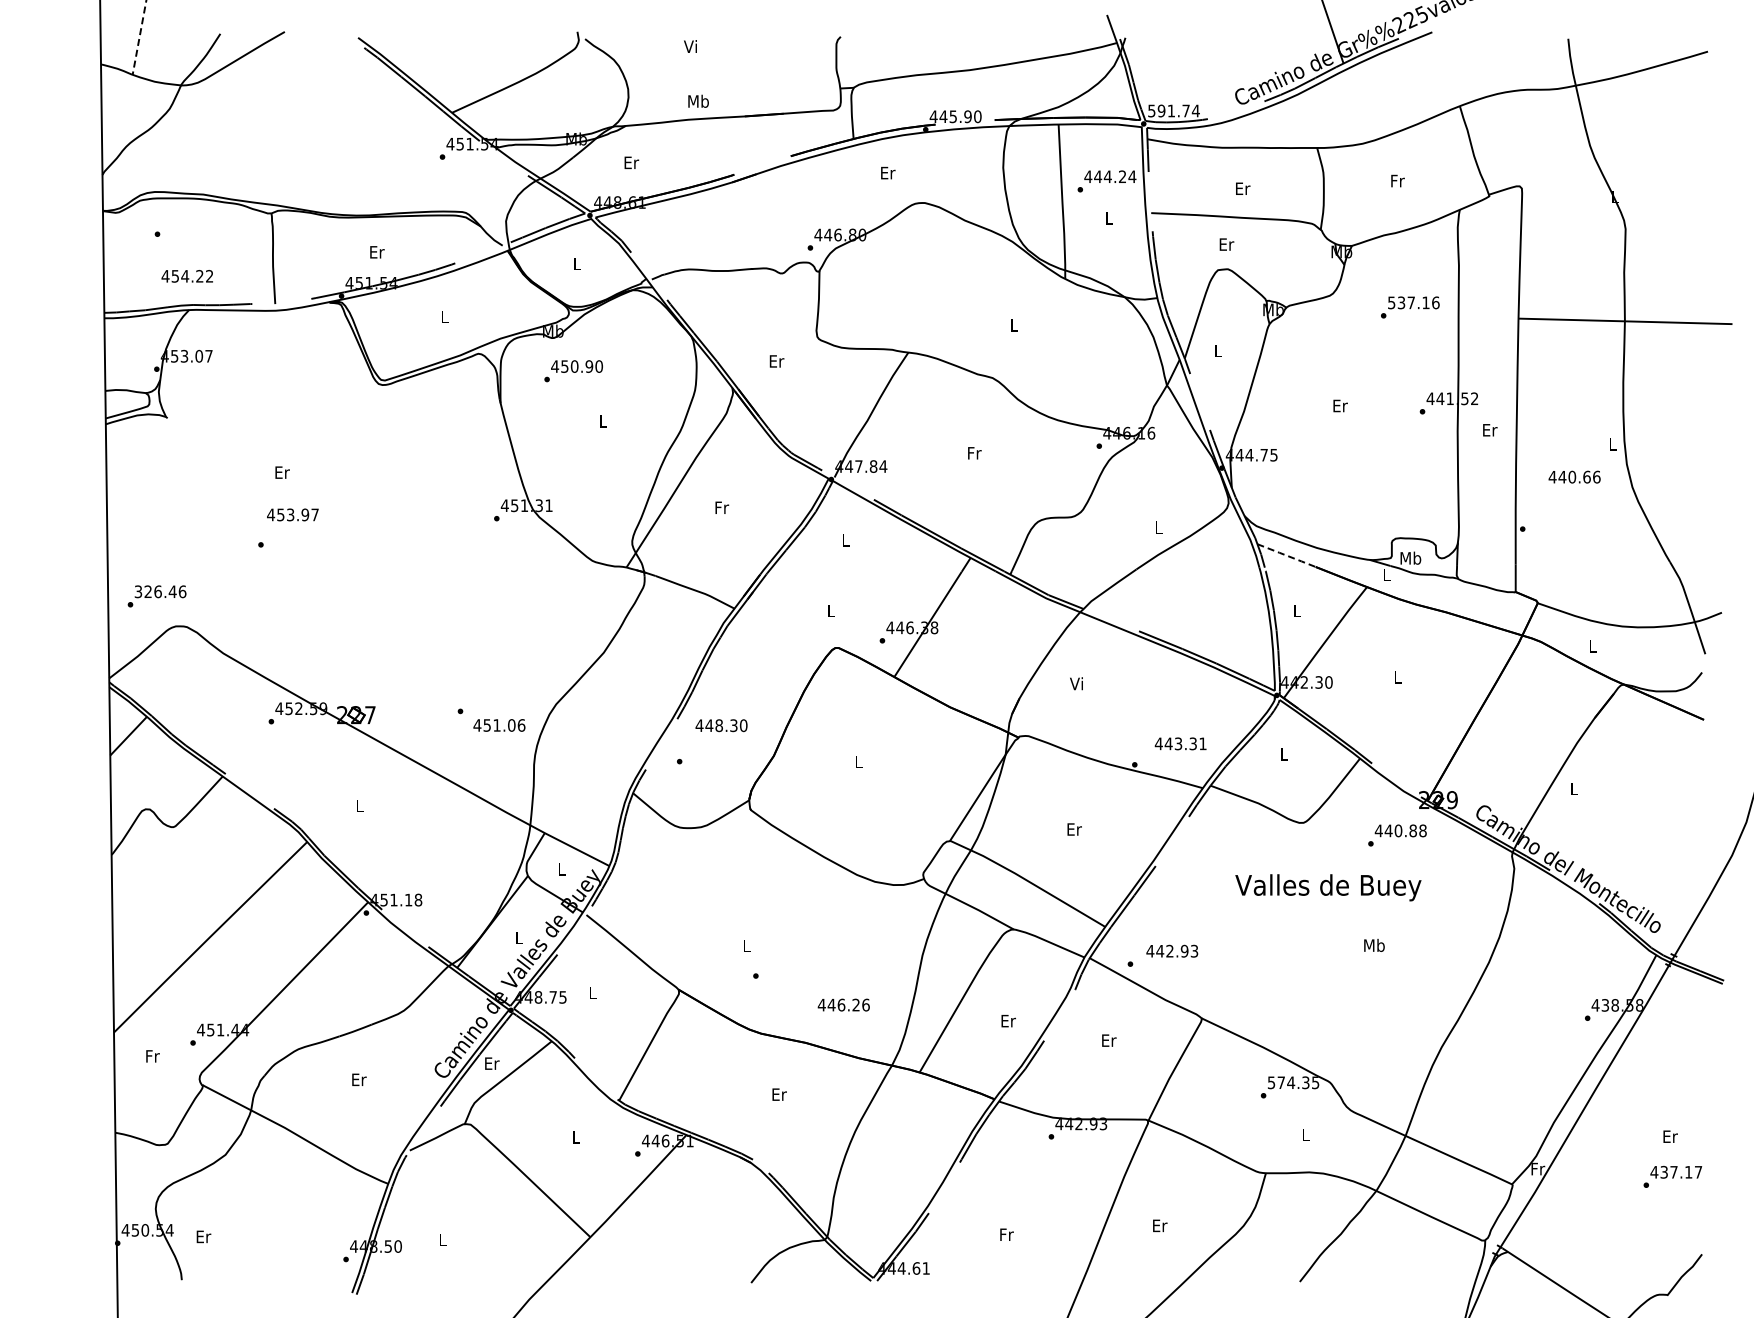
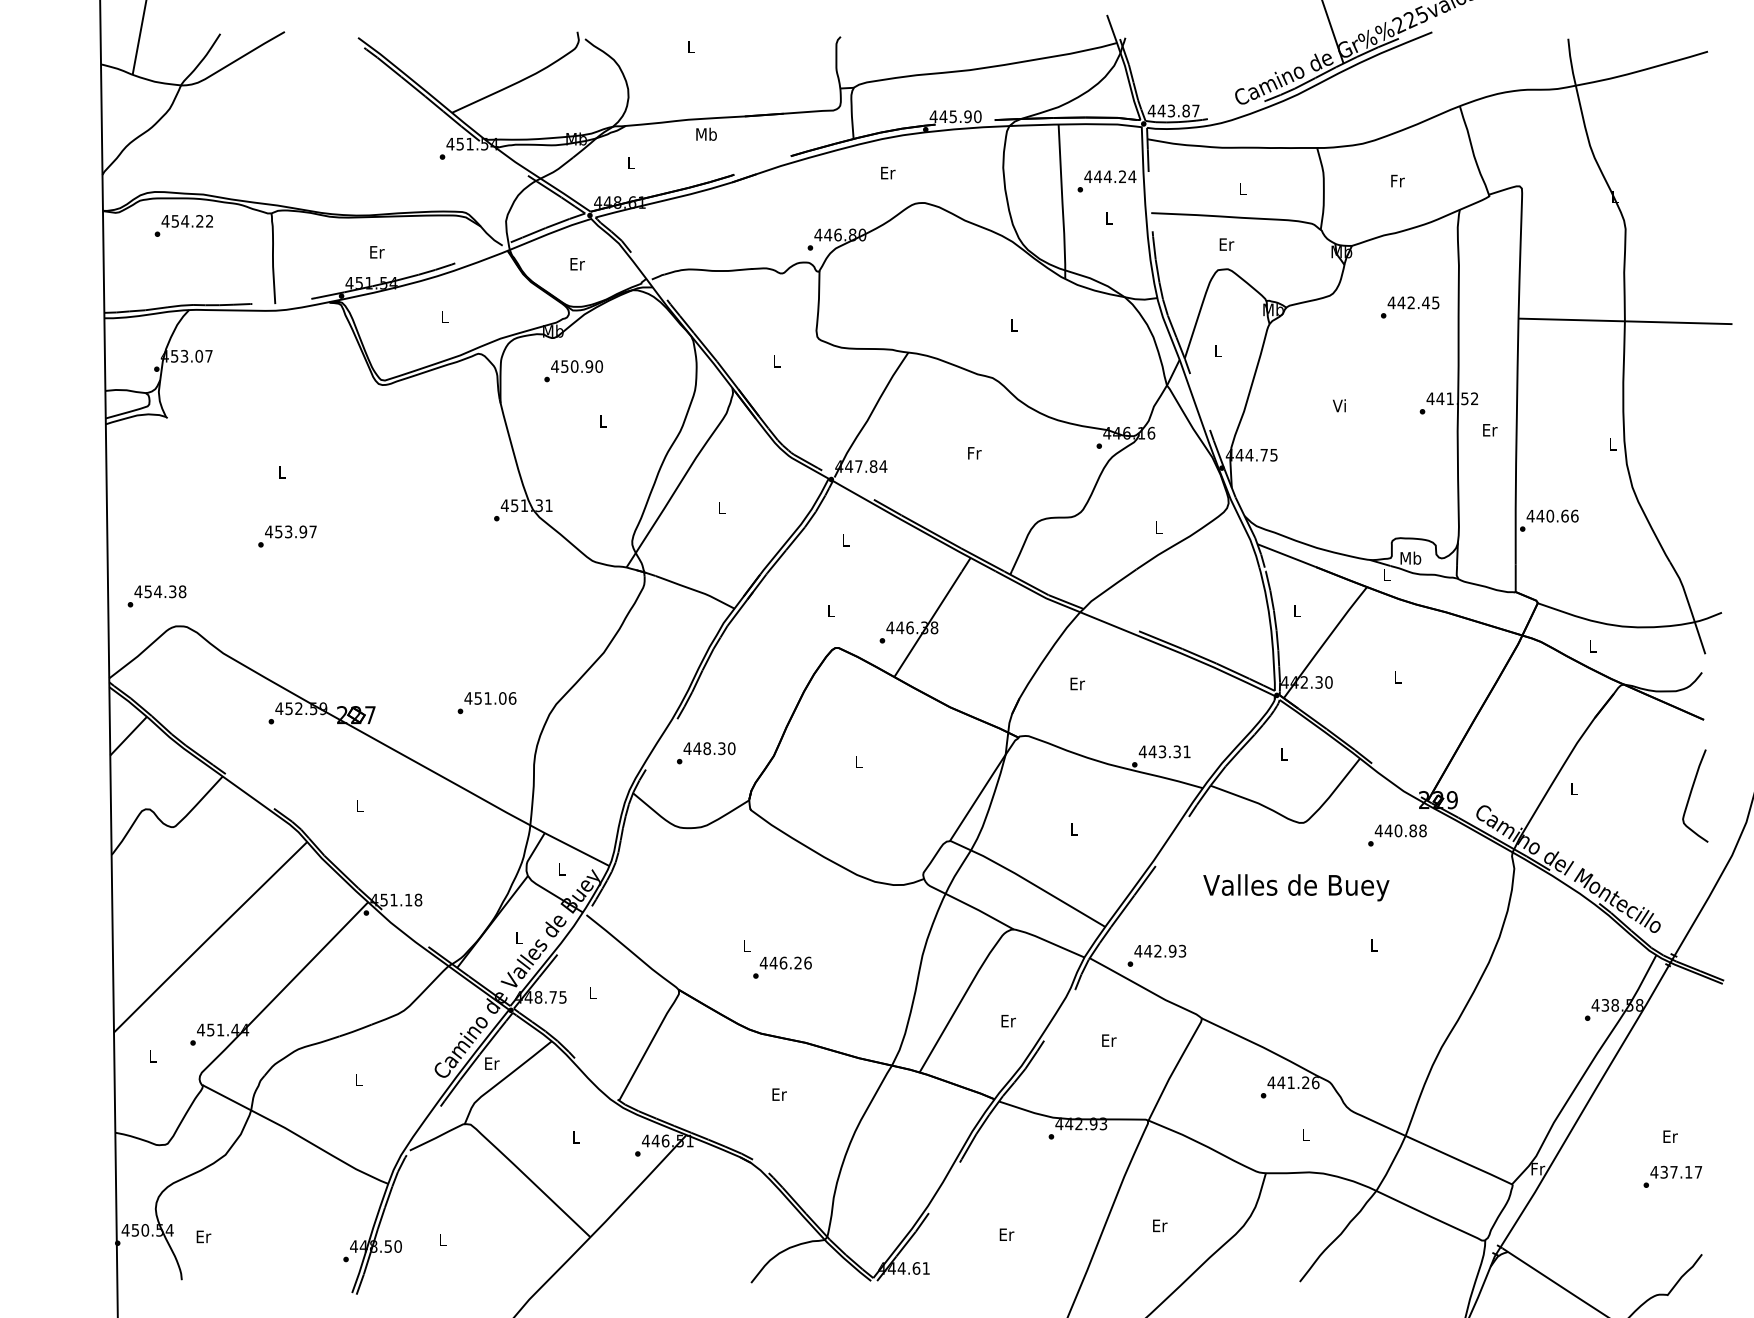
line: dashed -> solid (139, 37)
text: Vi -> L (690, 46)
text position: (698, 100) -> (706, 133) (706, 133)
text: 591.74 -> 443.87 (1173, 110)
text: Er -> L (631, 162)
text: Er -> L (1243, 188)
text: L -> Er (577, 264)
text position: (186, 276) -> (186, 221) (186, 221)
text: 537.16 -> 442.45 (1413, 302)
text: Er -> L (776, 361)
text: Er -> Vi (1339, 405)
text: Er -> L (282, 472)
text position: (1574, 476) -> (1552, 515) (1552, 515)
text: Fr -> L (722, 507)
text position: (292, 514) -> (290, 531) (290, 531)
line: dashed -> solid (1286, 555)
text: 326.46 -> 454.38 (160, 591)
text: Vi -> Er (1077, 683)
text position: (499, 725) -> (490, 698) (490, 698)
text position: (721, 725) -> (709, 748) (709, 748)
text position: (1180, 743) -> (1164, 751) (1164, 751)
curve: none -> present (1691, 794)
text: Er -> L (1074, 829)
text position: (1328, 887) -> (1296, 887) (1296, 887)
text: Mb -> L (1374, 944)
text position: (1172, 950) -> (1160, 950) (1160, 950)
text position: (843, 1004) -> (785, 962) (785, 962)
text: Fr -> L (152, 1056)
text: Er -> L (359, 1079)
text: 574.35 -> 441.26 (1293, 1082)
text: Fr -> Er (1006, 1234)
